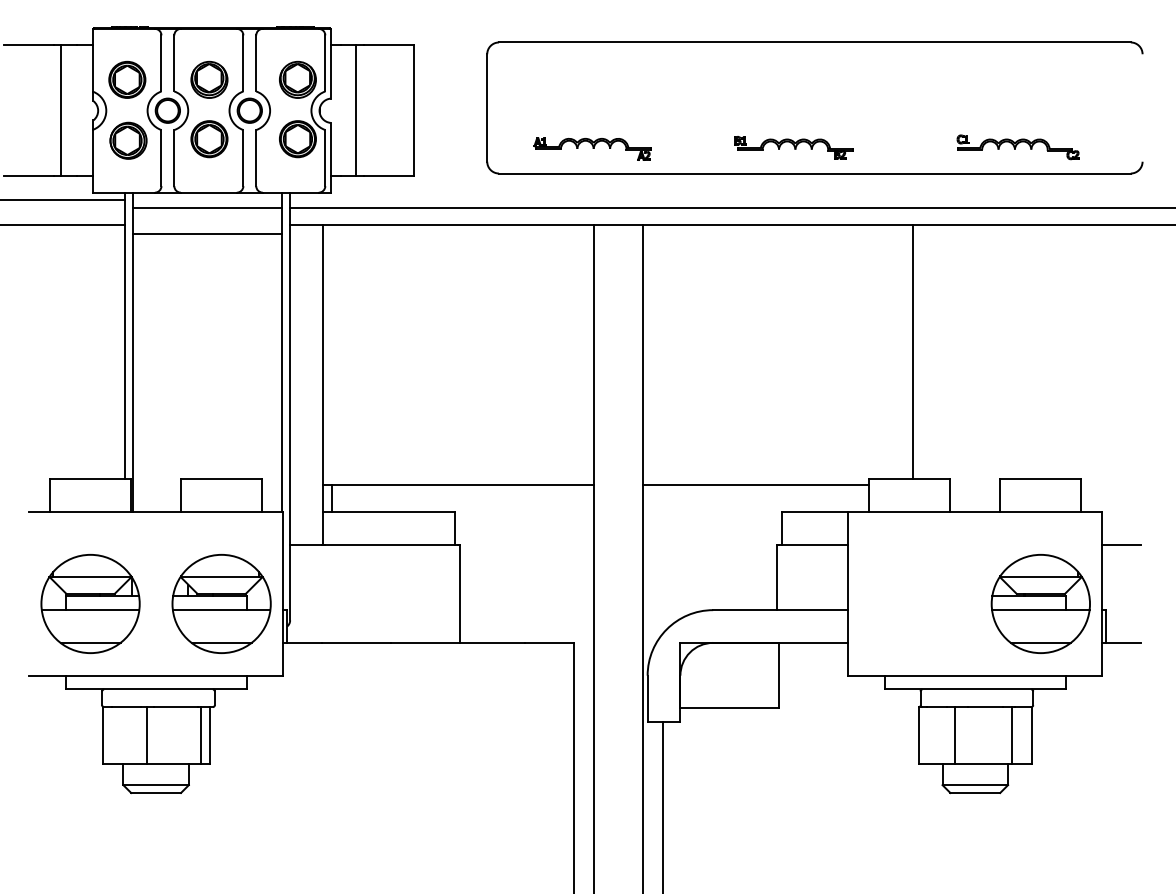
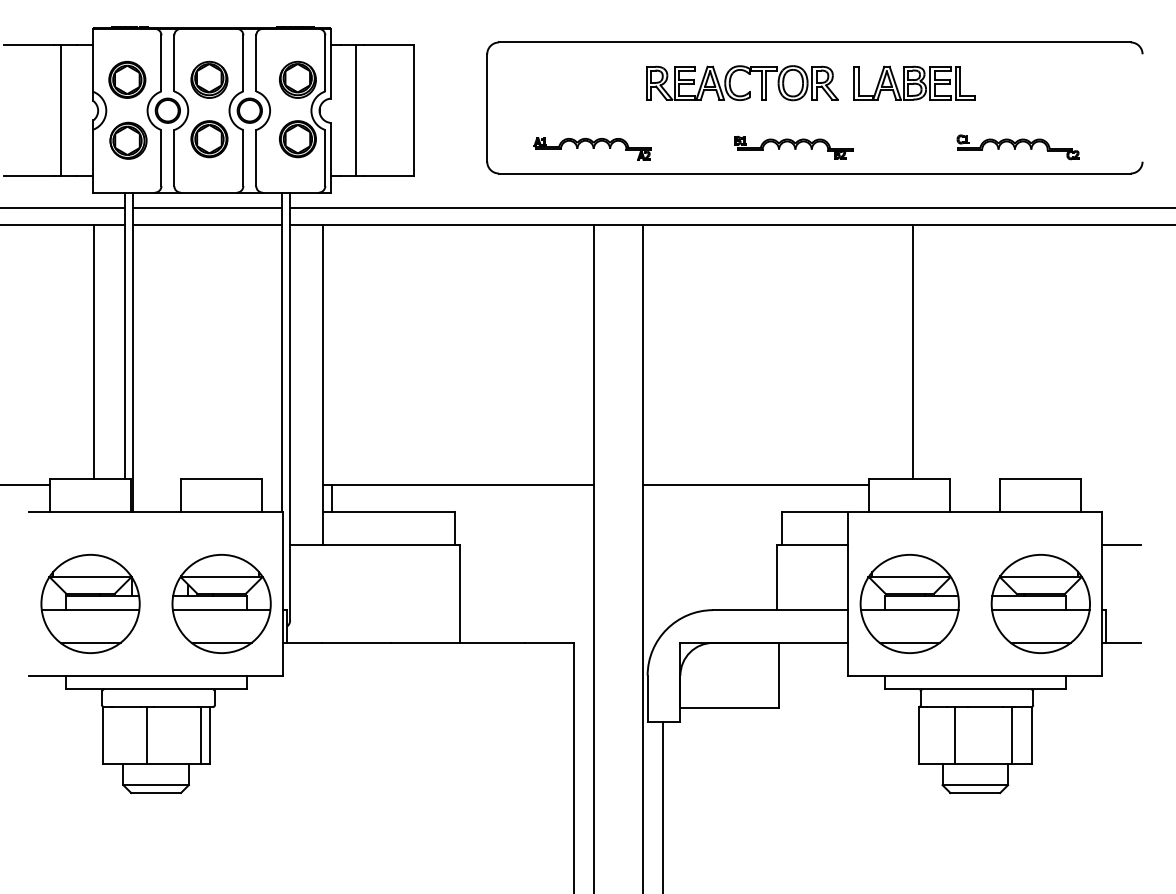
part: none -> present (914, 82)
part: none -> present (747, 92)
line position: (63, 199) -> (63, 207) (63, 207)
line position: (207, 234) -> (207, 225) (207, 225)
line: none -> present (93, 352)
line: none -> present (25, 484)
part: none -> present (909, 603)
